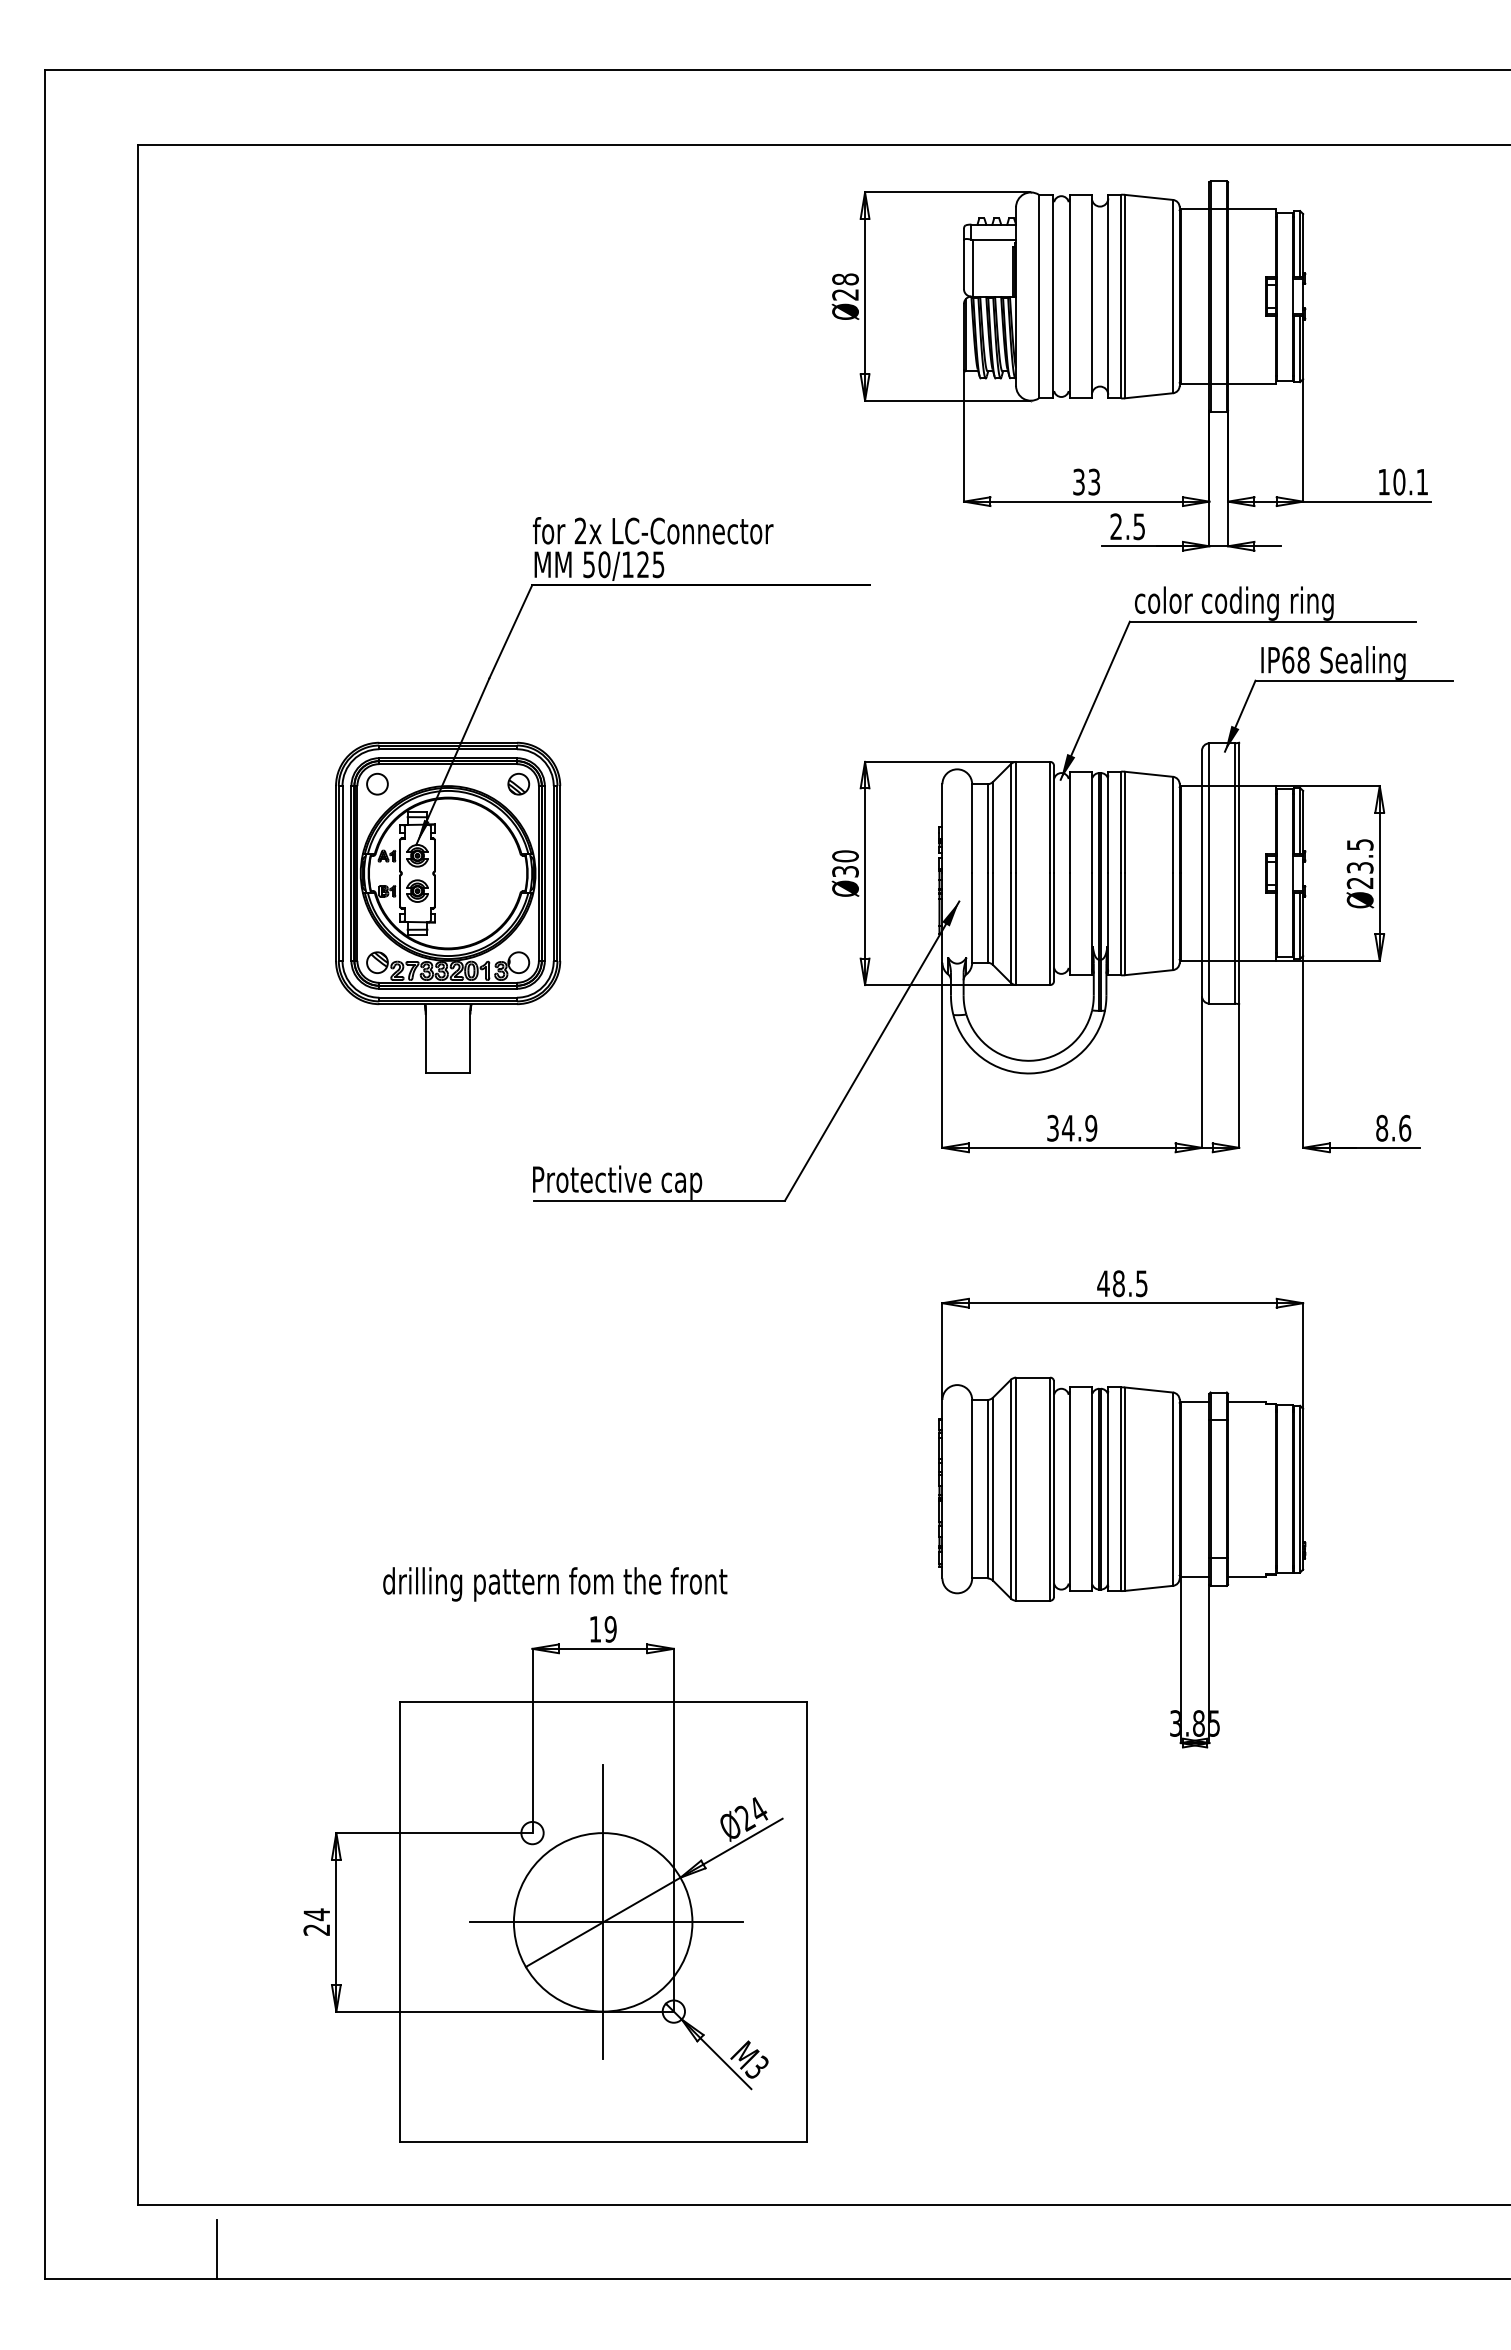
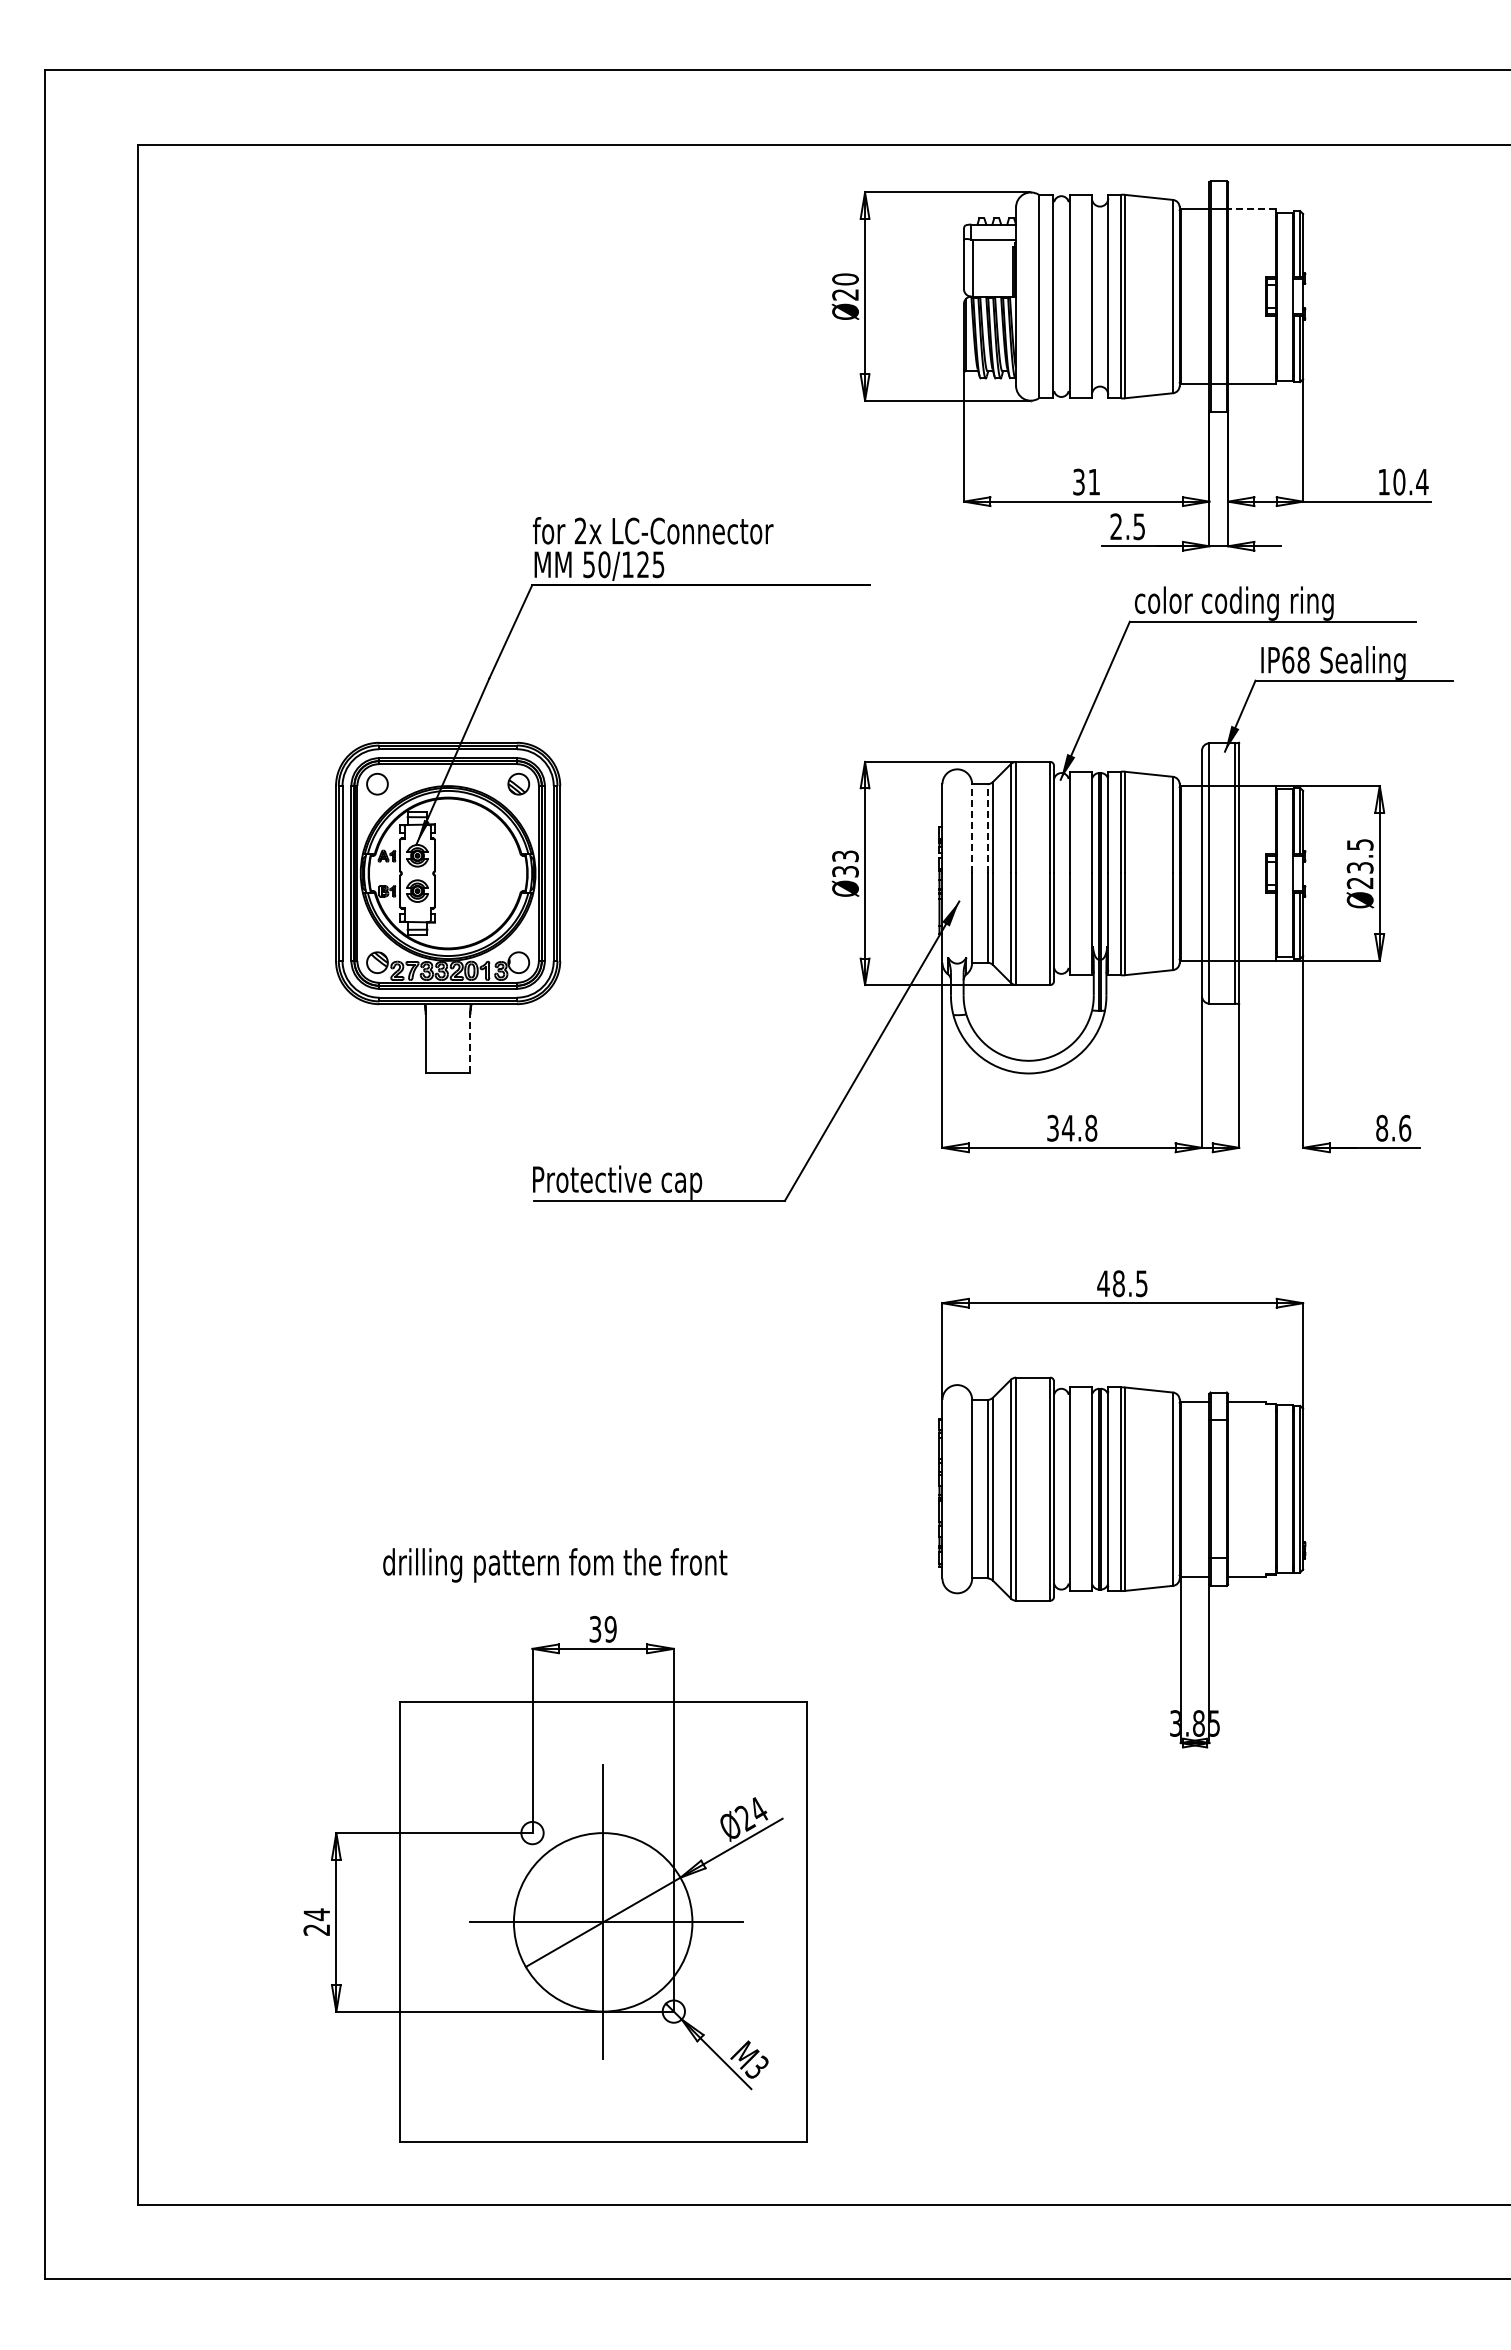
line: solid -> dashed (1251, 209)
text: Ø28 -> Ø20 (845, 279)
text: 33 -> 31 (1094, 481)
text: 10.1 -> 10.4 (1422, 482)
line: solid -> dashed (972, 828)
line: solid -> dashed (987, 828)
text: Ø30 -> Ø33 (845, 856)
line: solid -> dashed (470, 1041)
text: 34.9 -> 34.8 (1091, 1128)
text position: (555, 1584) -> (555, 1565) (555, 1565)
text: 19 -> 39 (595, 1629)
line: present -> none (216, 2249)
